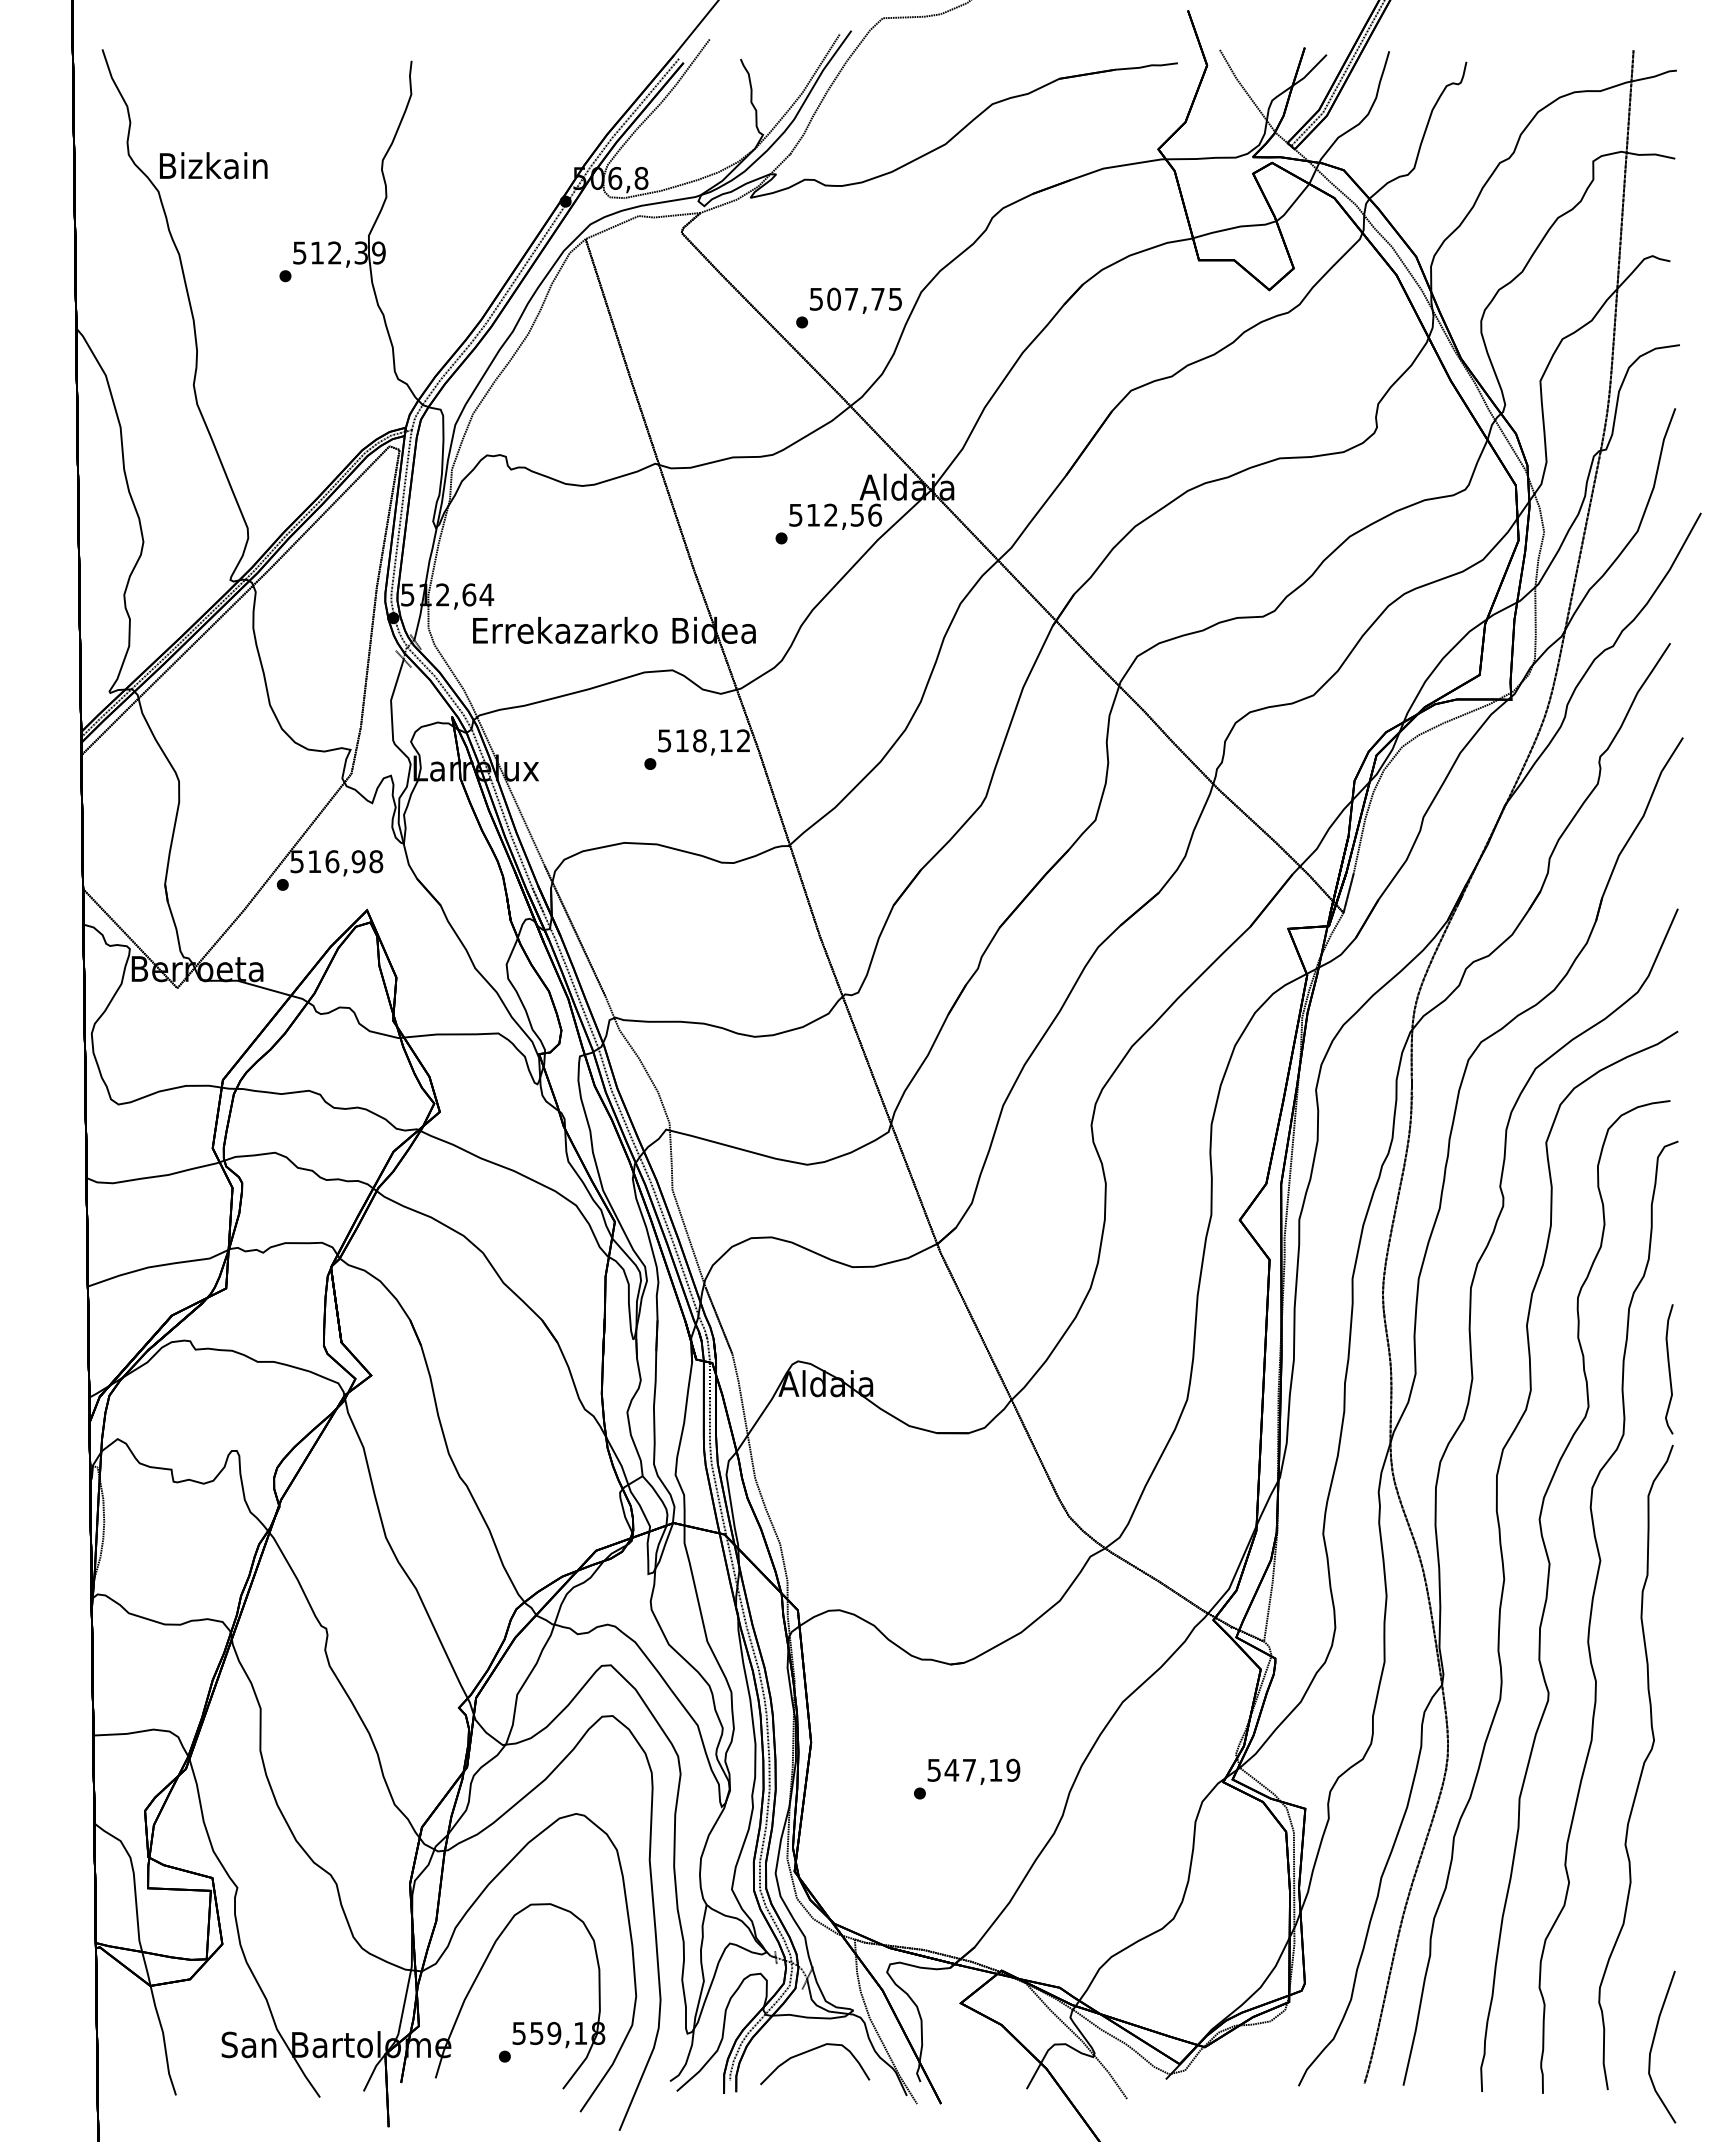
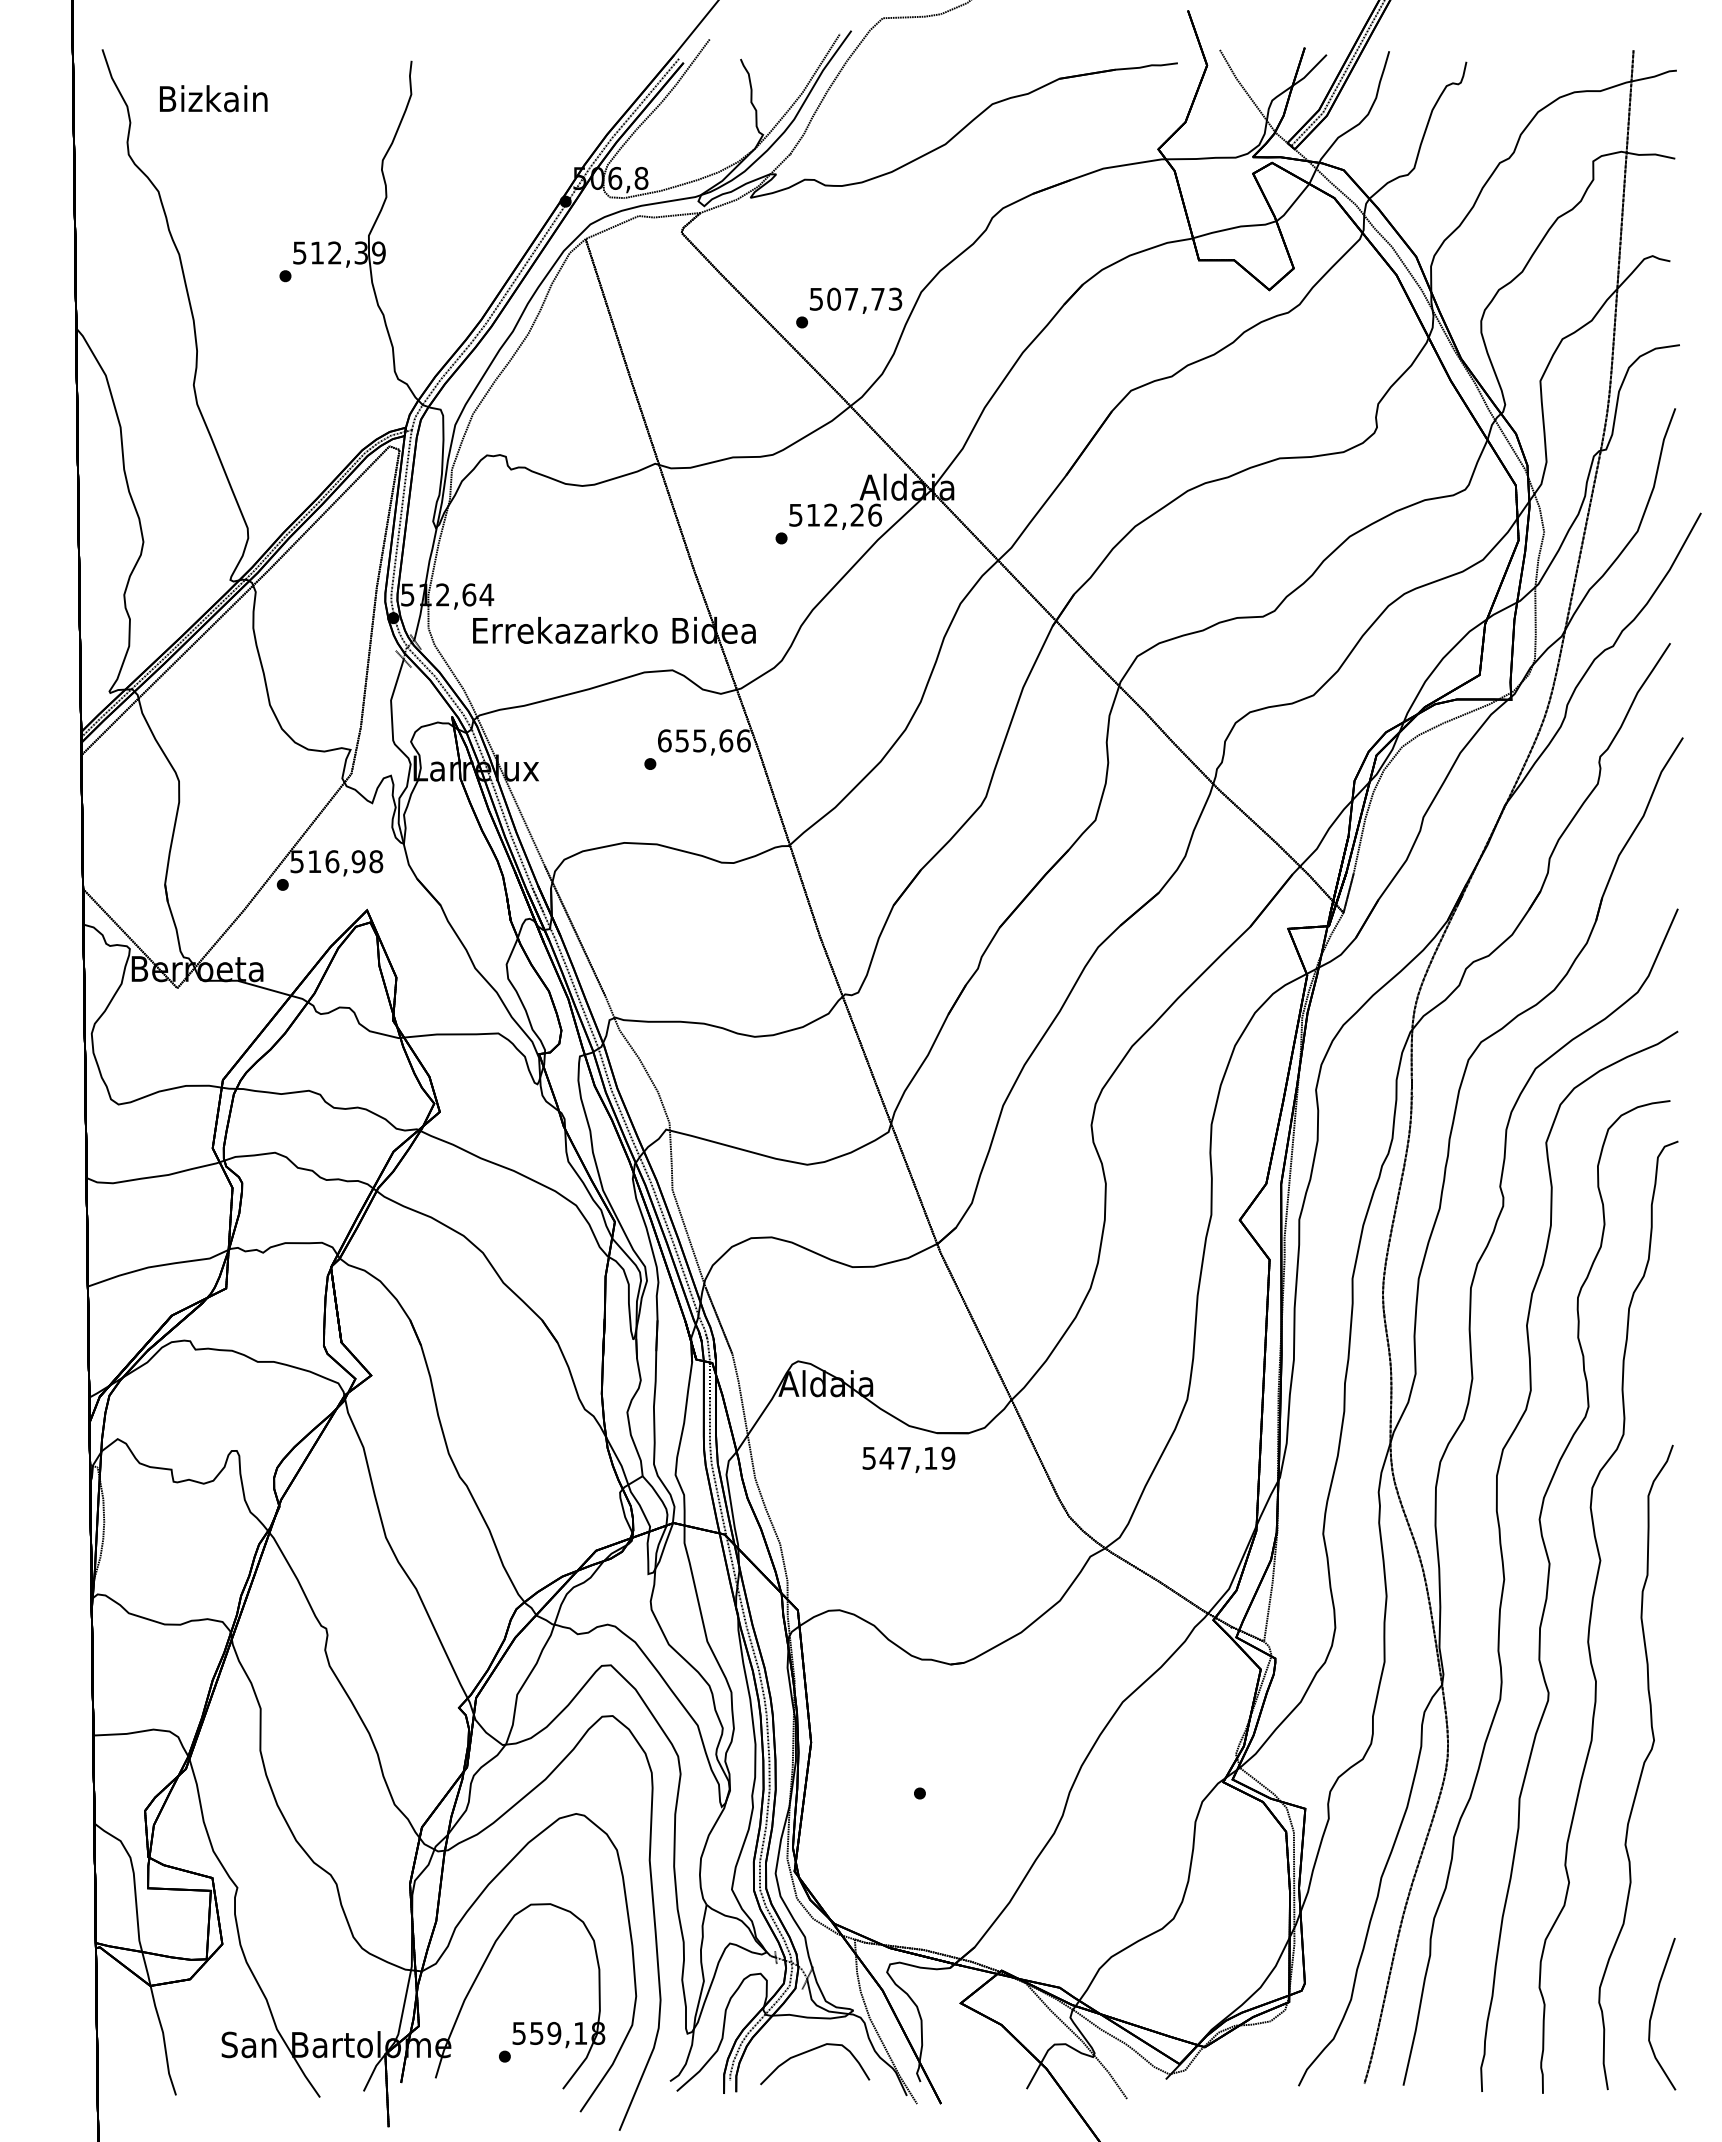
text position: (213, 165) -> (213, 98) (213, 98)
text: 507,75 -> 507,73 (895, 298)
text: 512,56 -> 512,26 (856, 514)
text: 518,12 -> 655,66 (704, 740)
curve: present -> none (1669, 1369)
text position: (973, 1771) -> (908, 1459) (908, 1459)
curve position: (1653, 2045) -> (1653, 2012) (1653, 2012)
